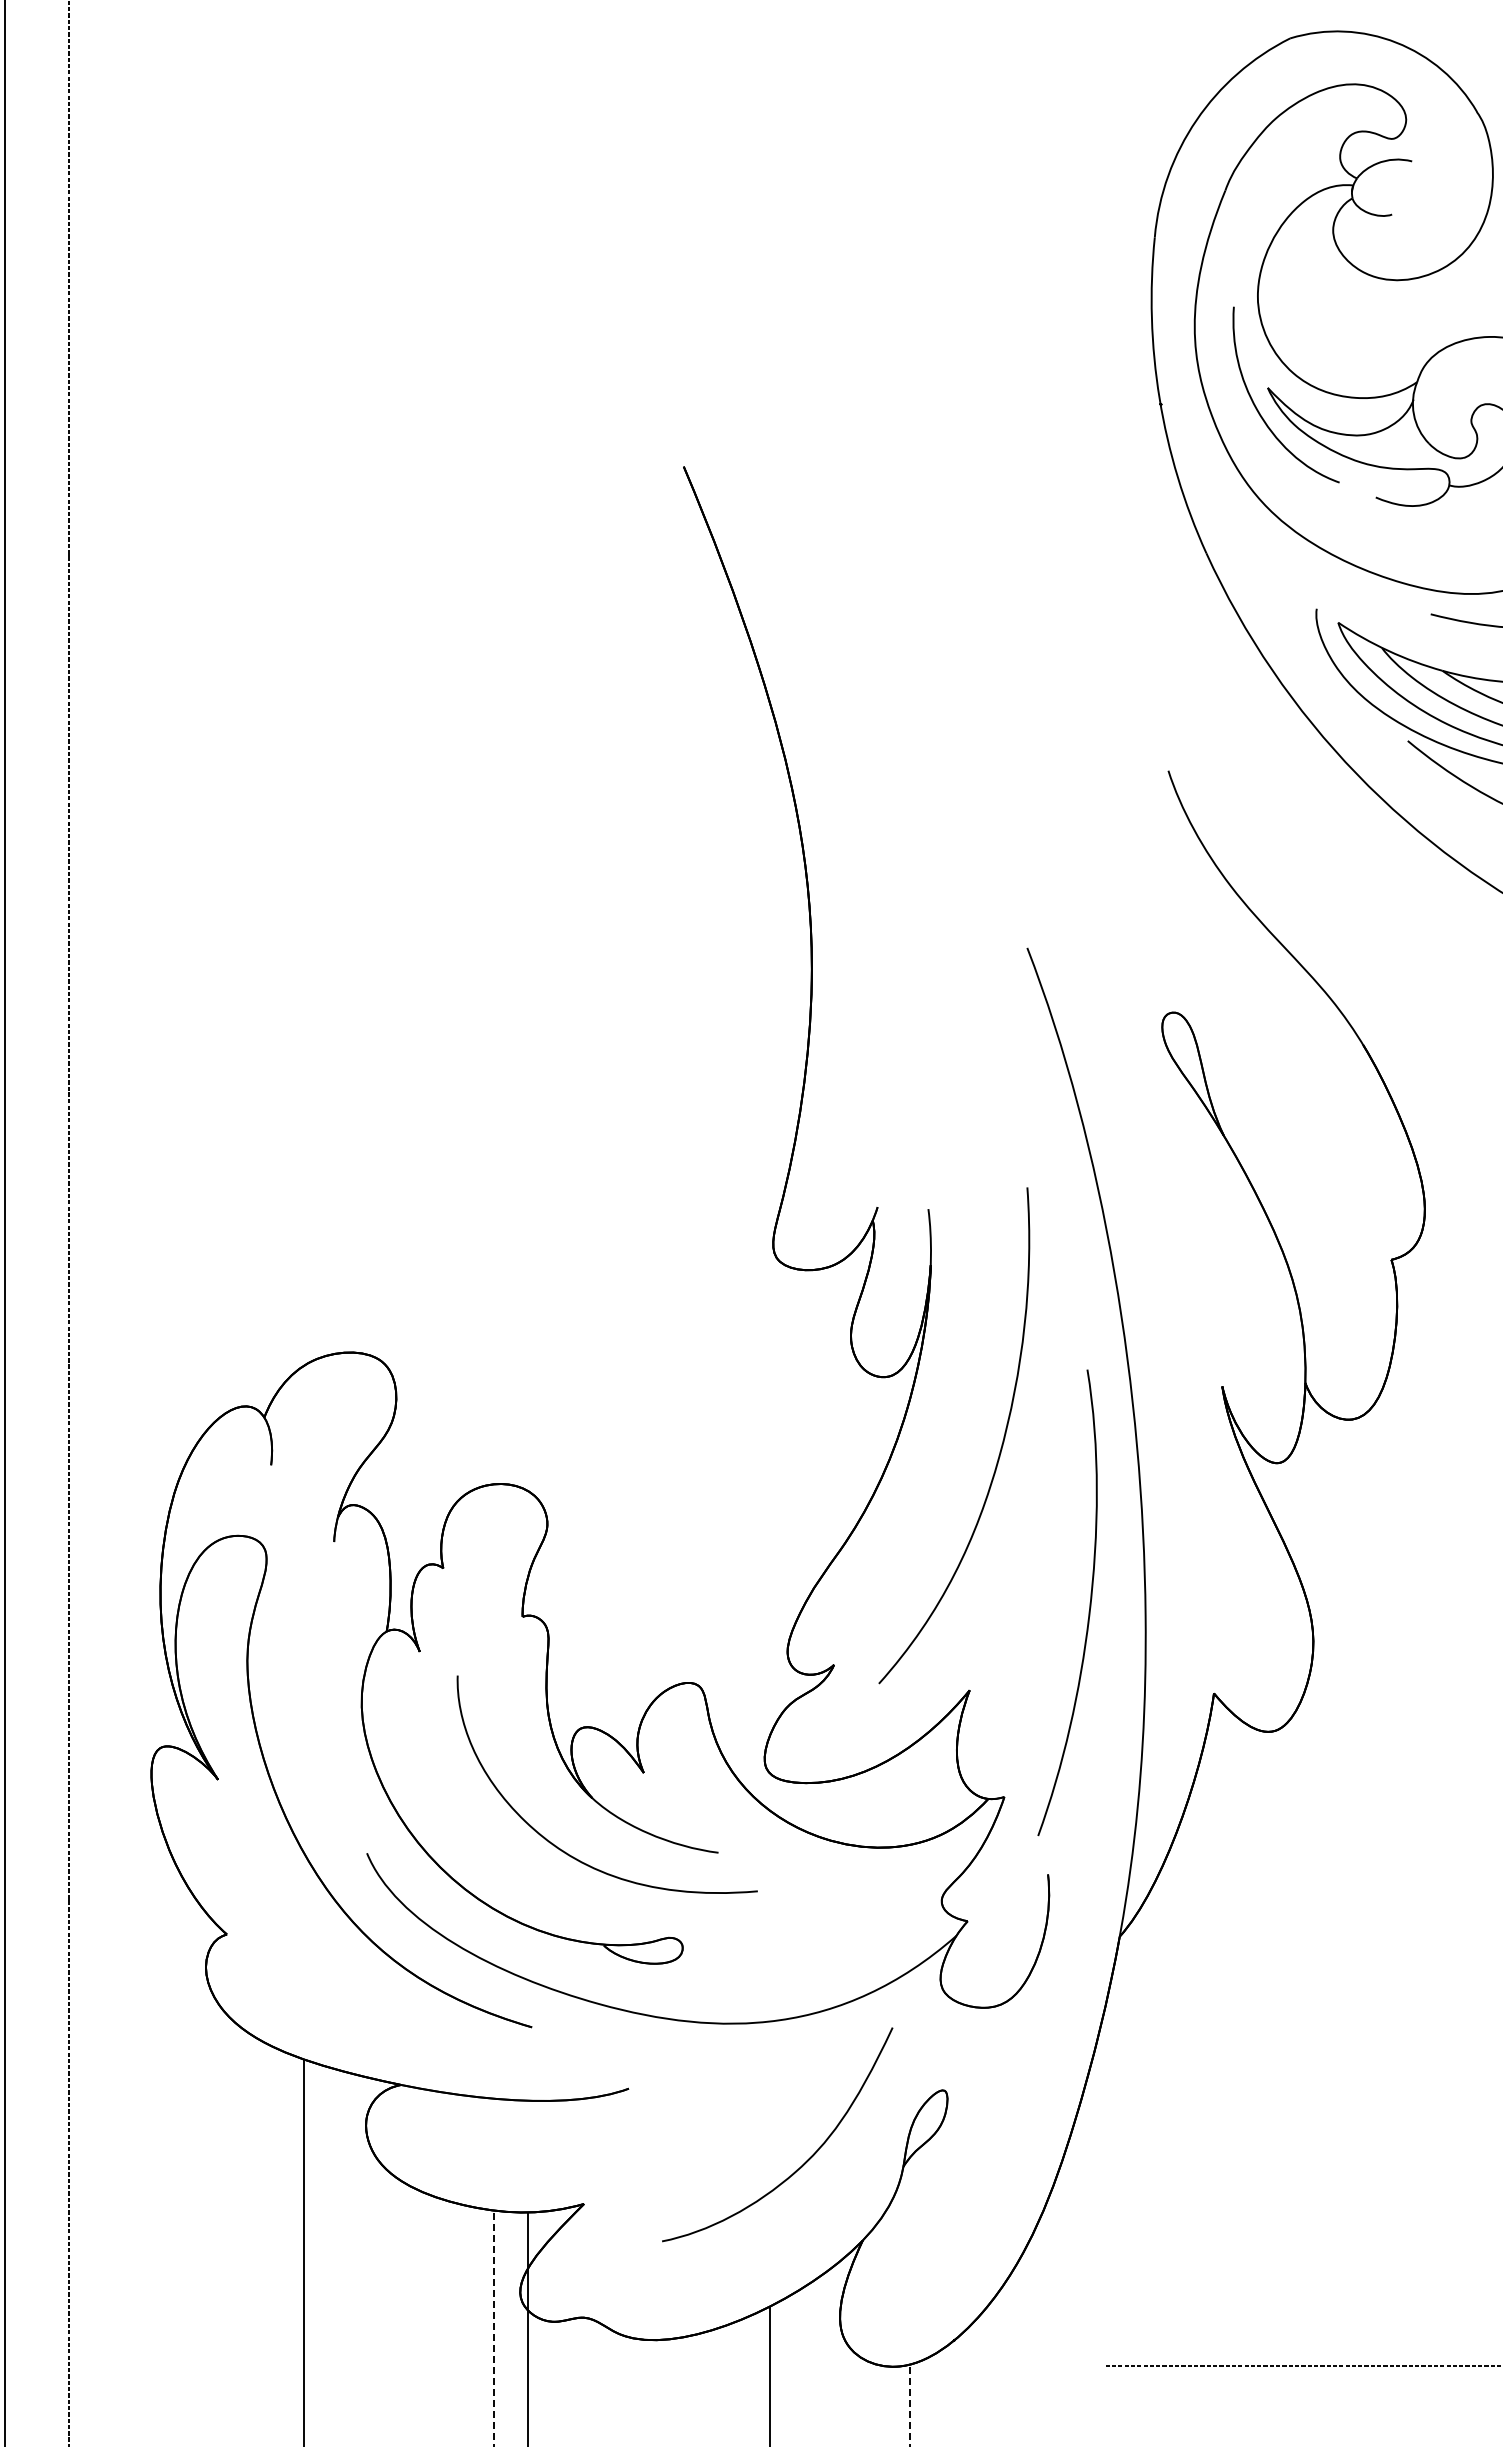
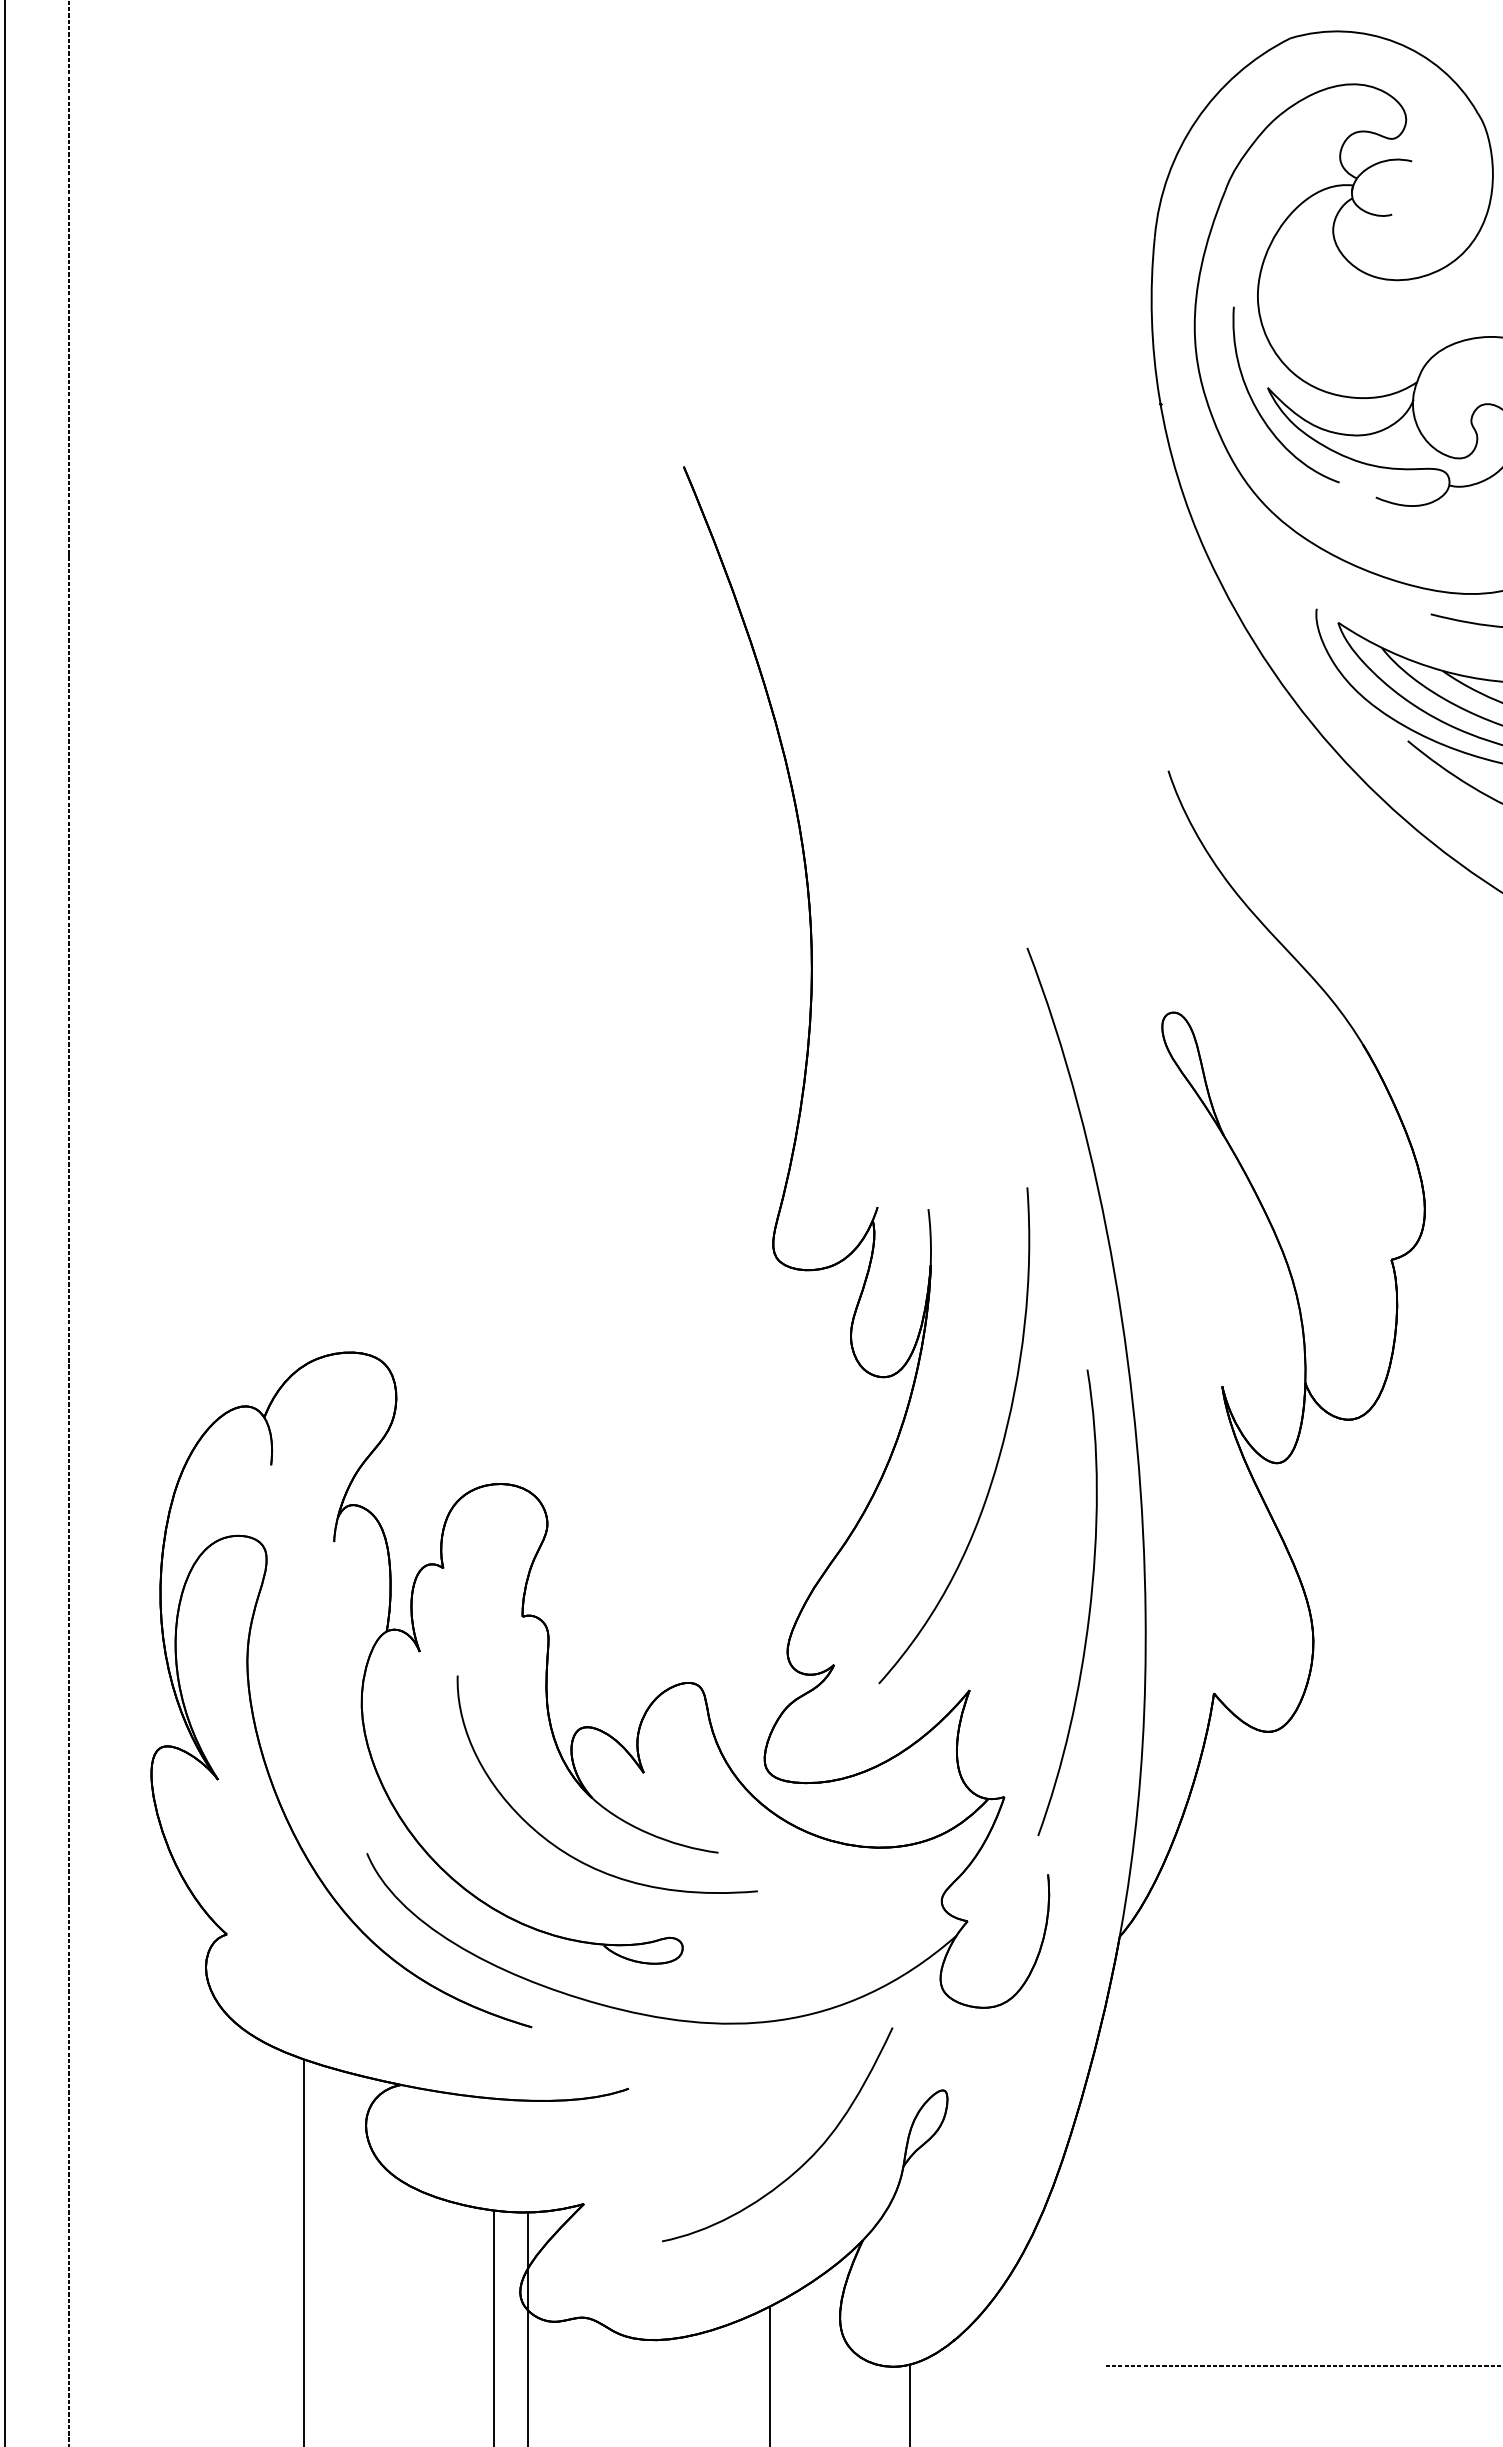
line: dashed -> solid (493, 2328)
line: dashed -> solid (909, 2405)
